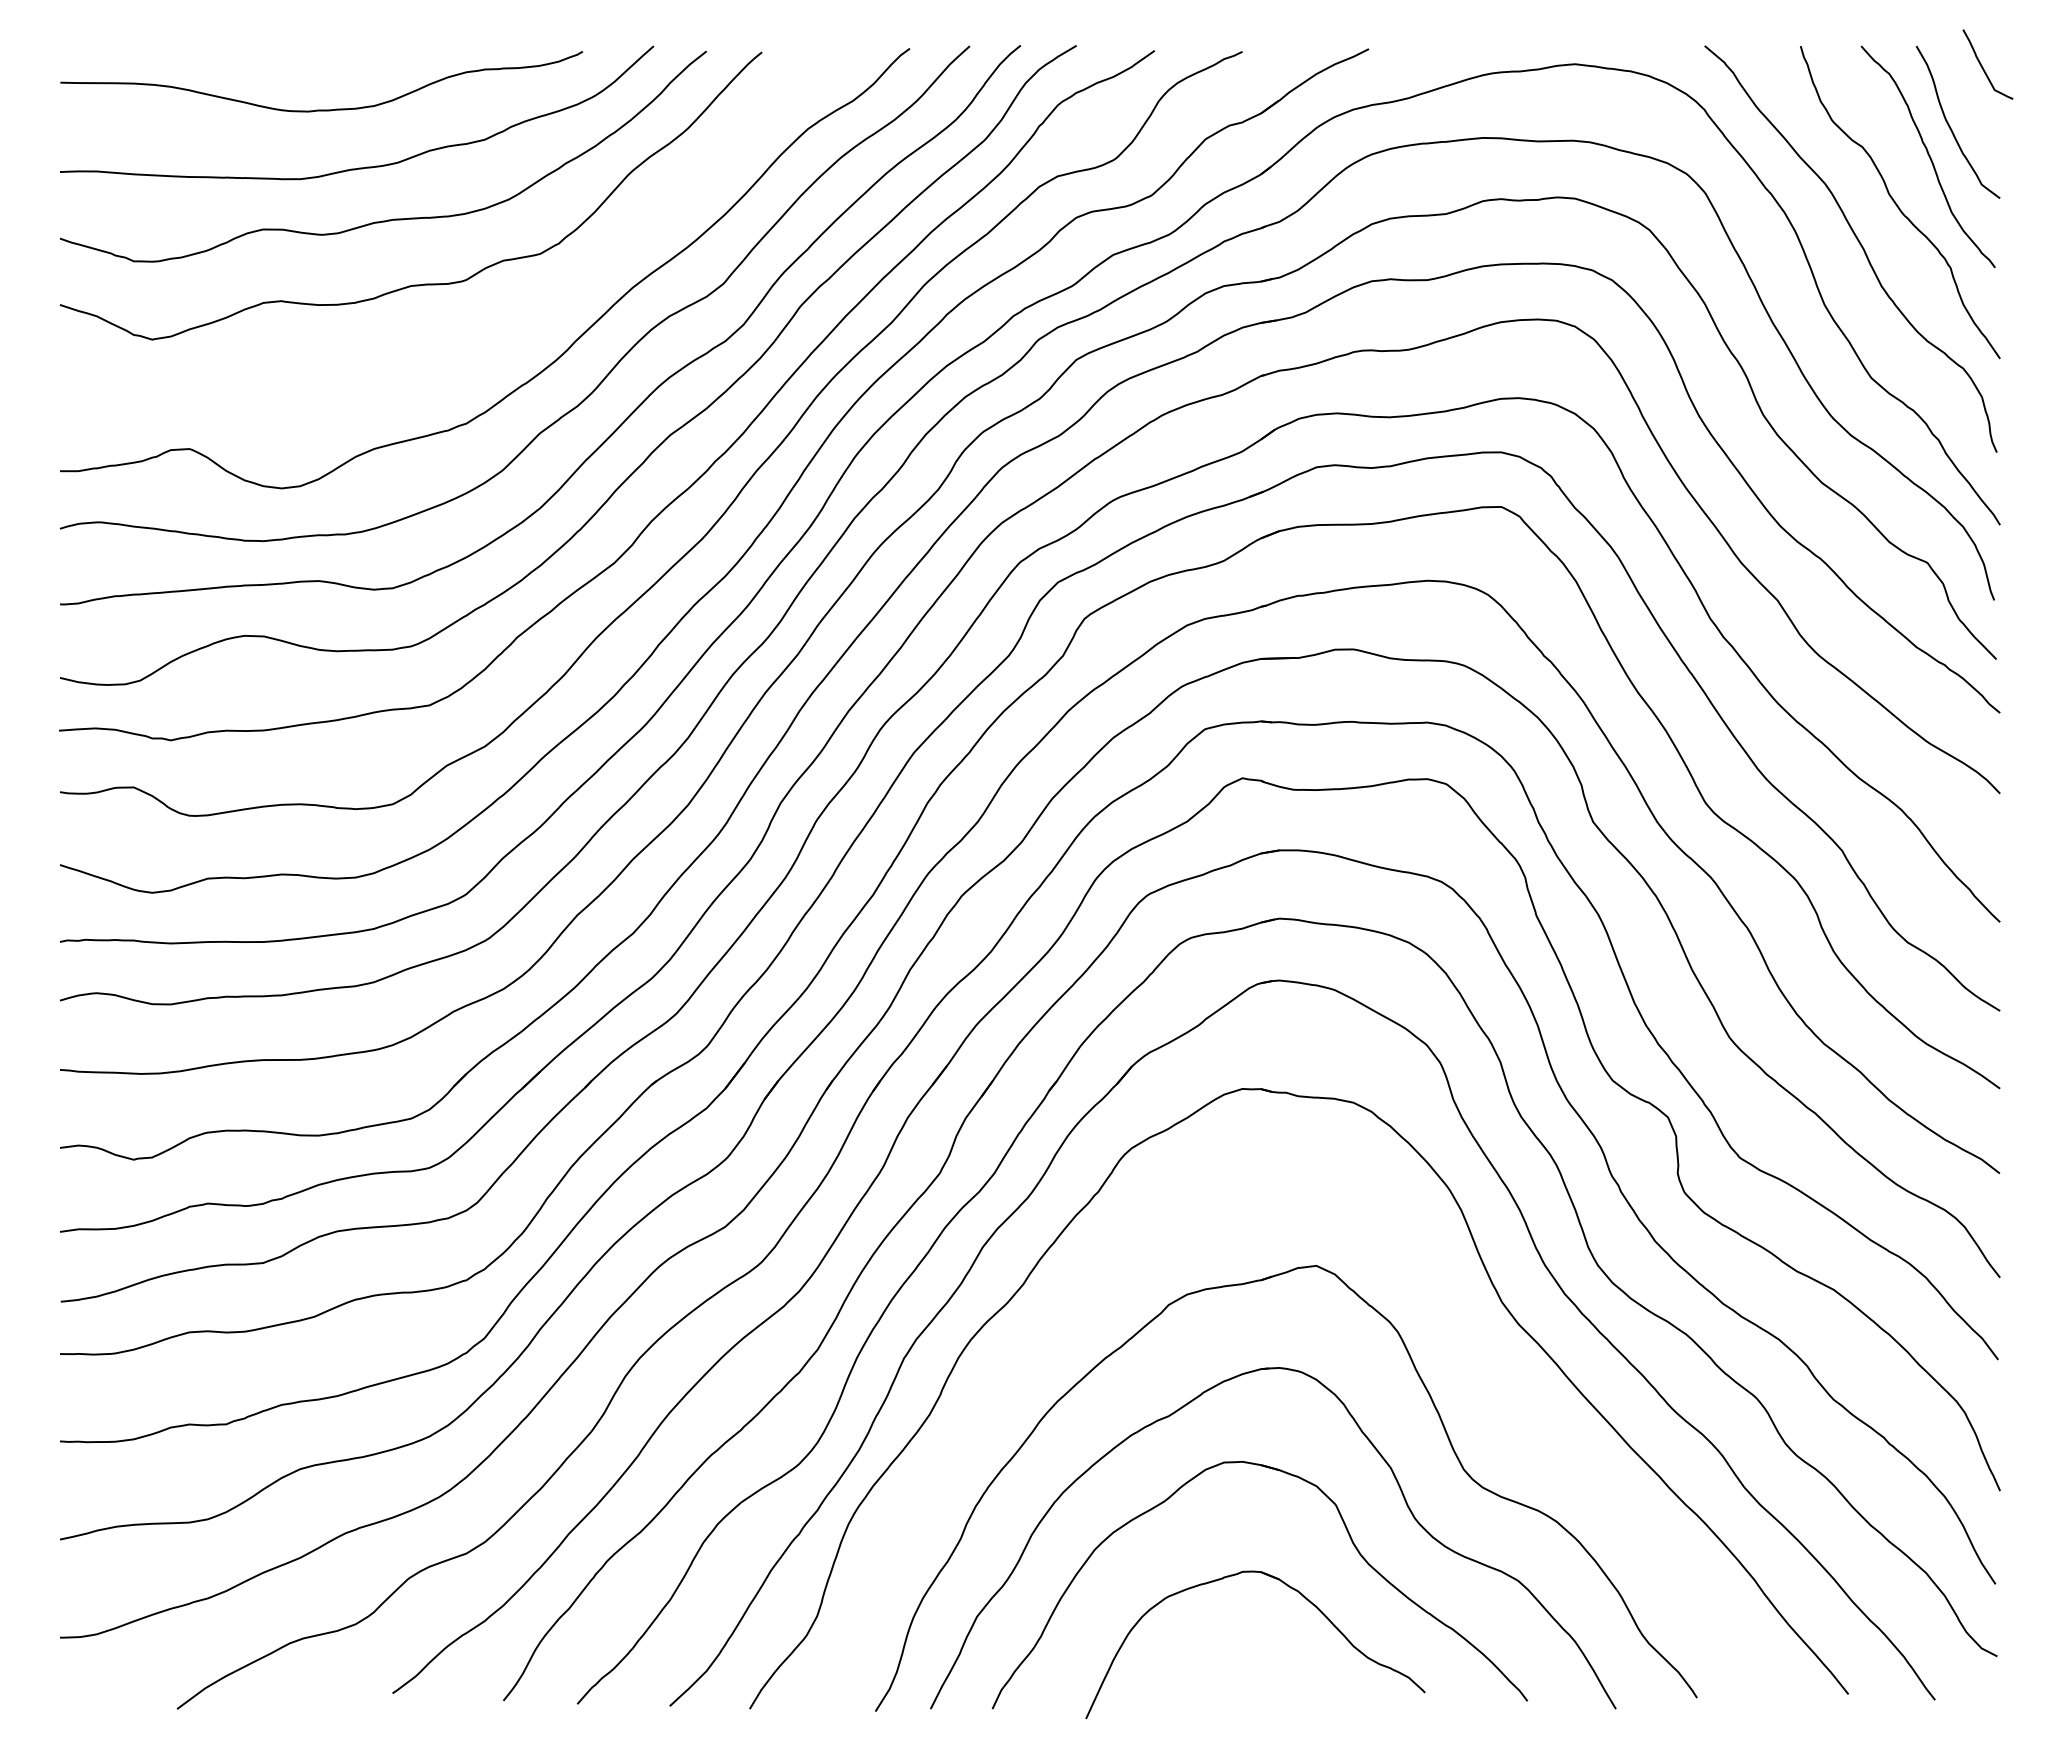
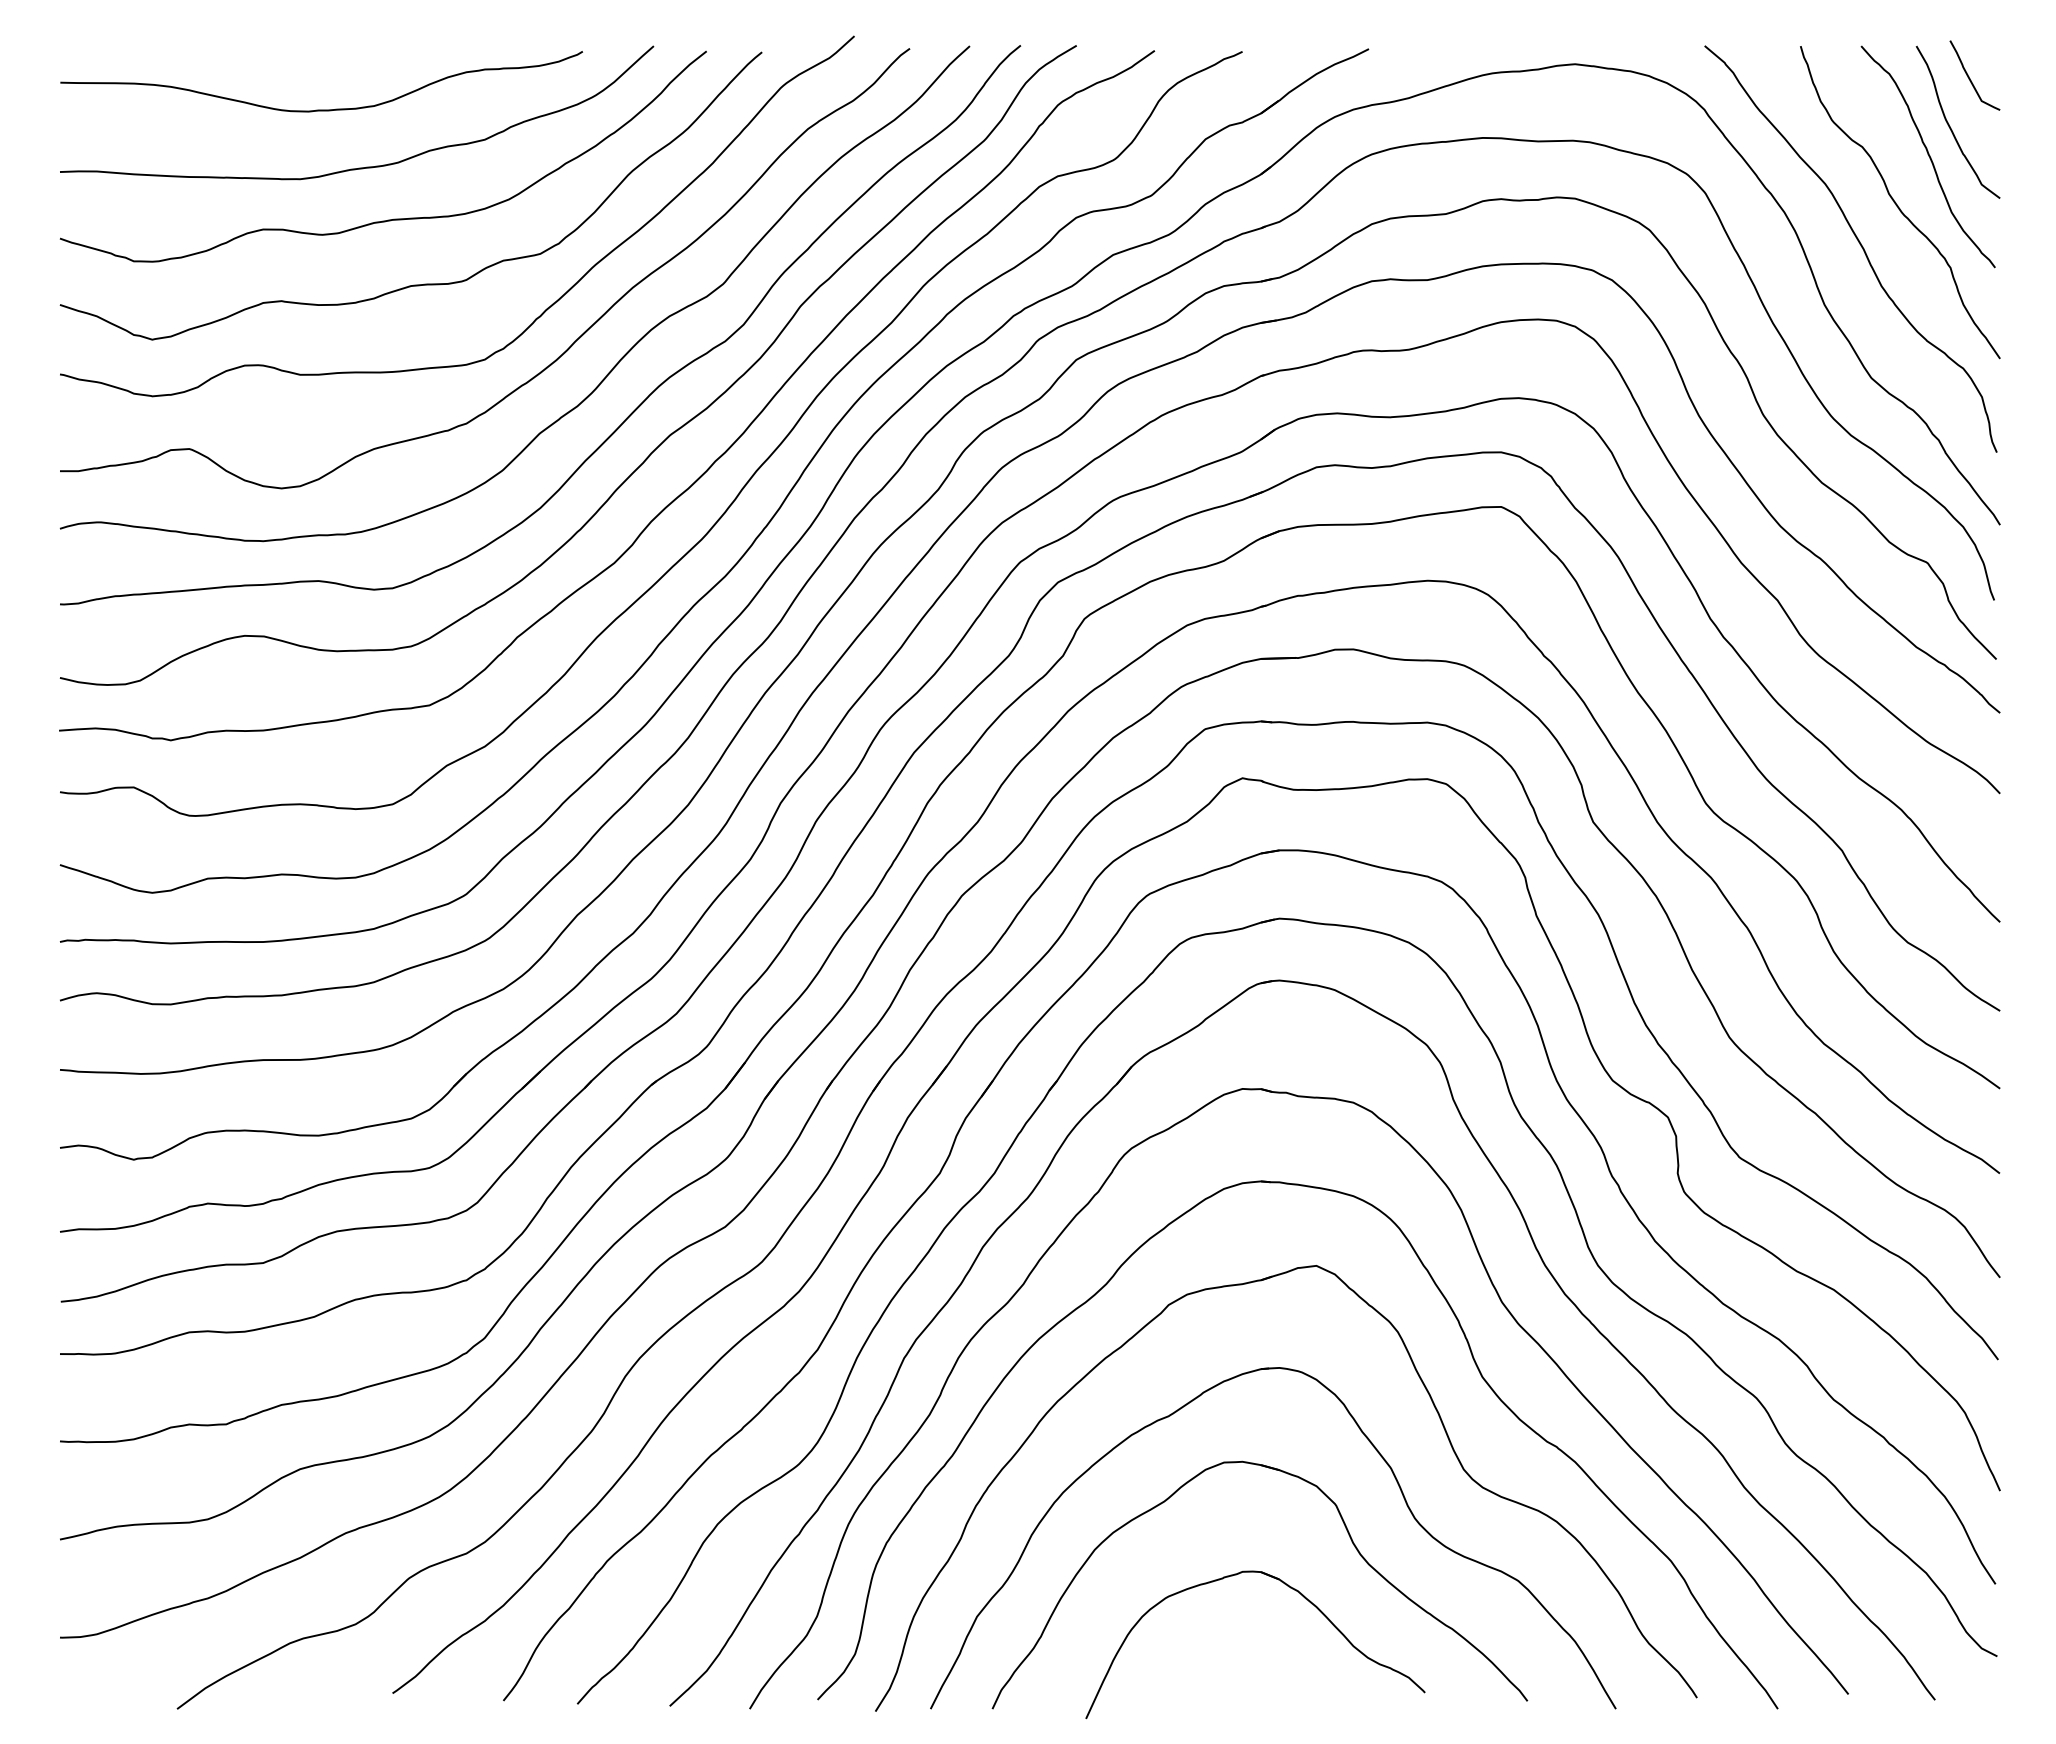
curve position: (1983, 67) -> (1970, 78) (1970, 78)
curve: none -> present (547, 307)
part: none -> present (1473, 1361)
